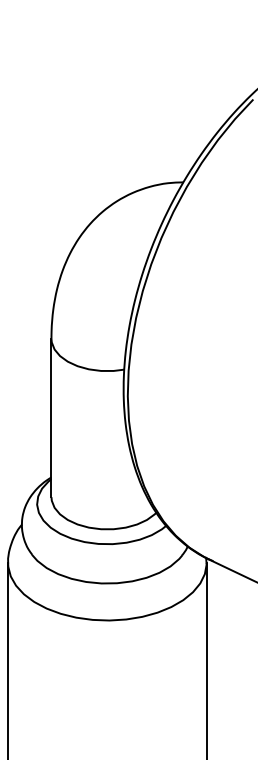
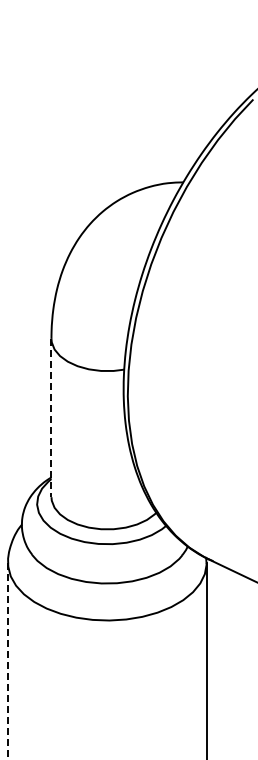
line: solid -> dashed (51, 418)
line: solid -> dashed (8, 662)
